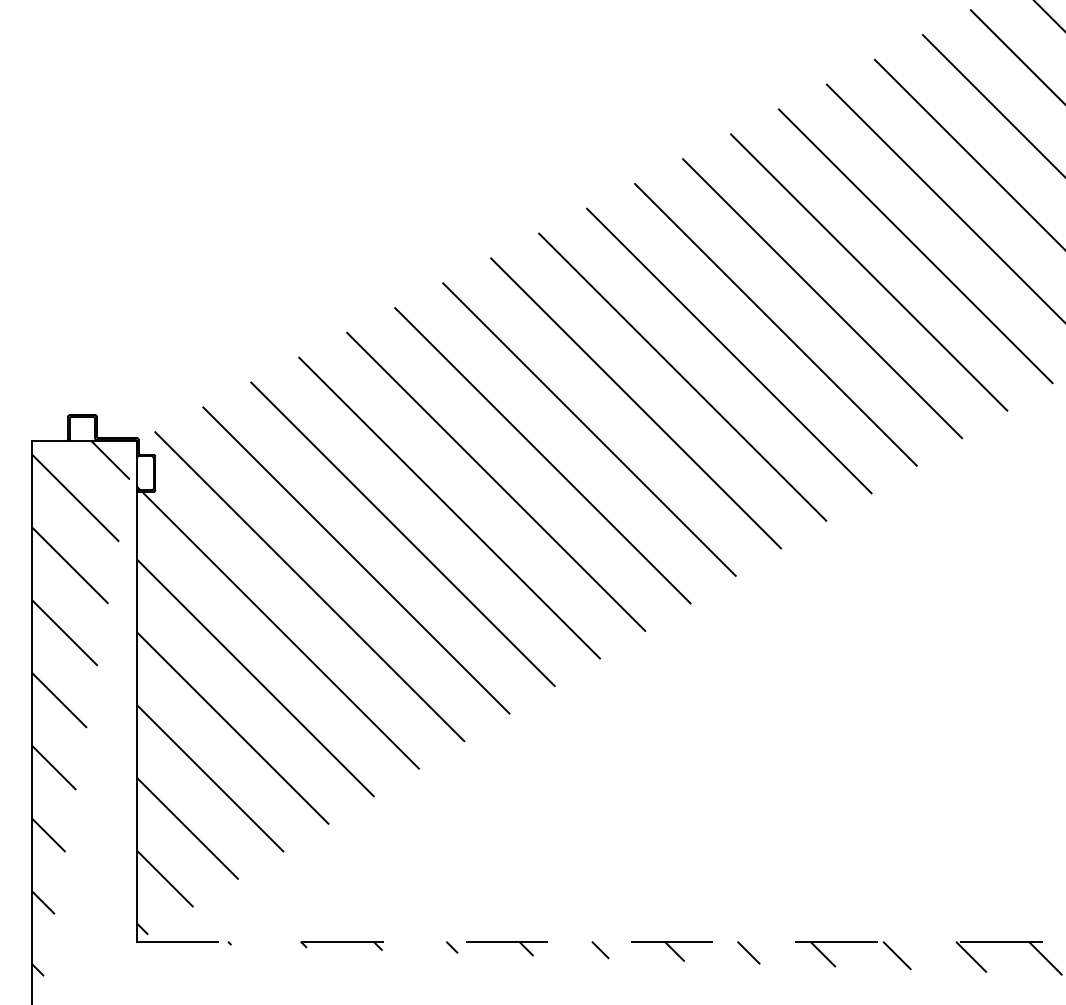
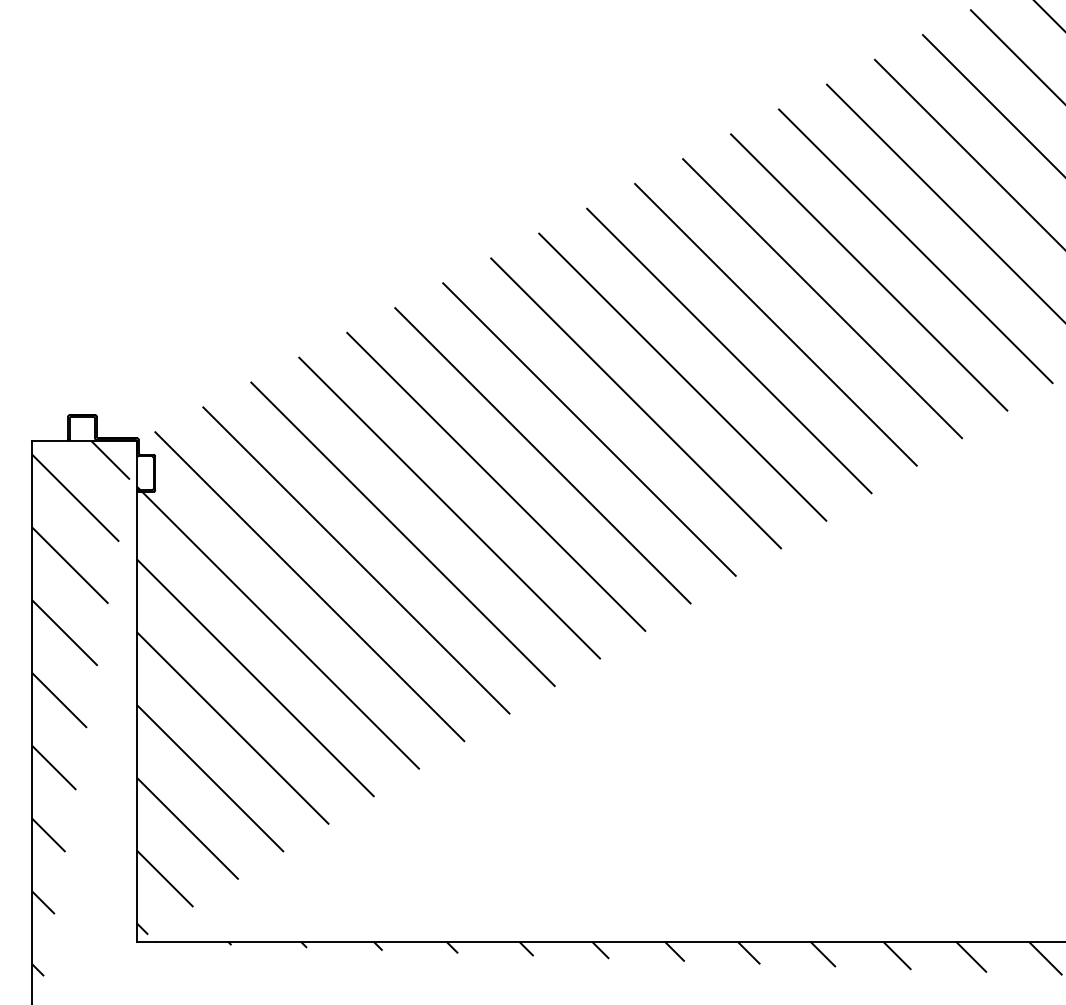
line: dashed -> solid (601, 941)
